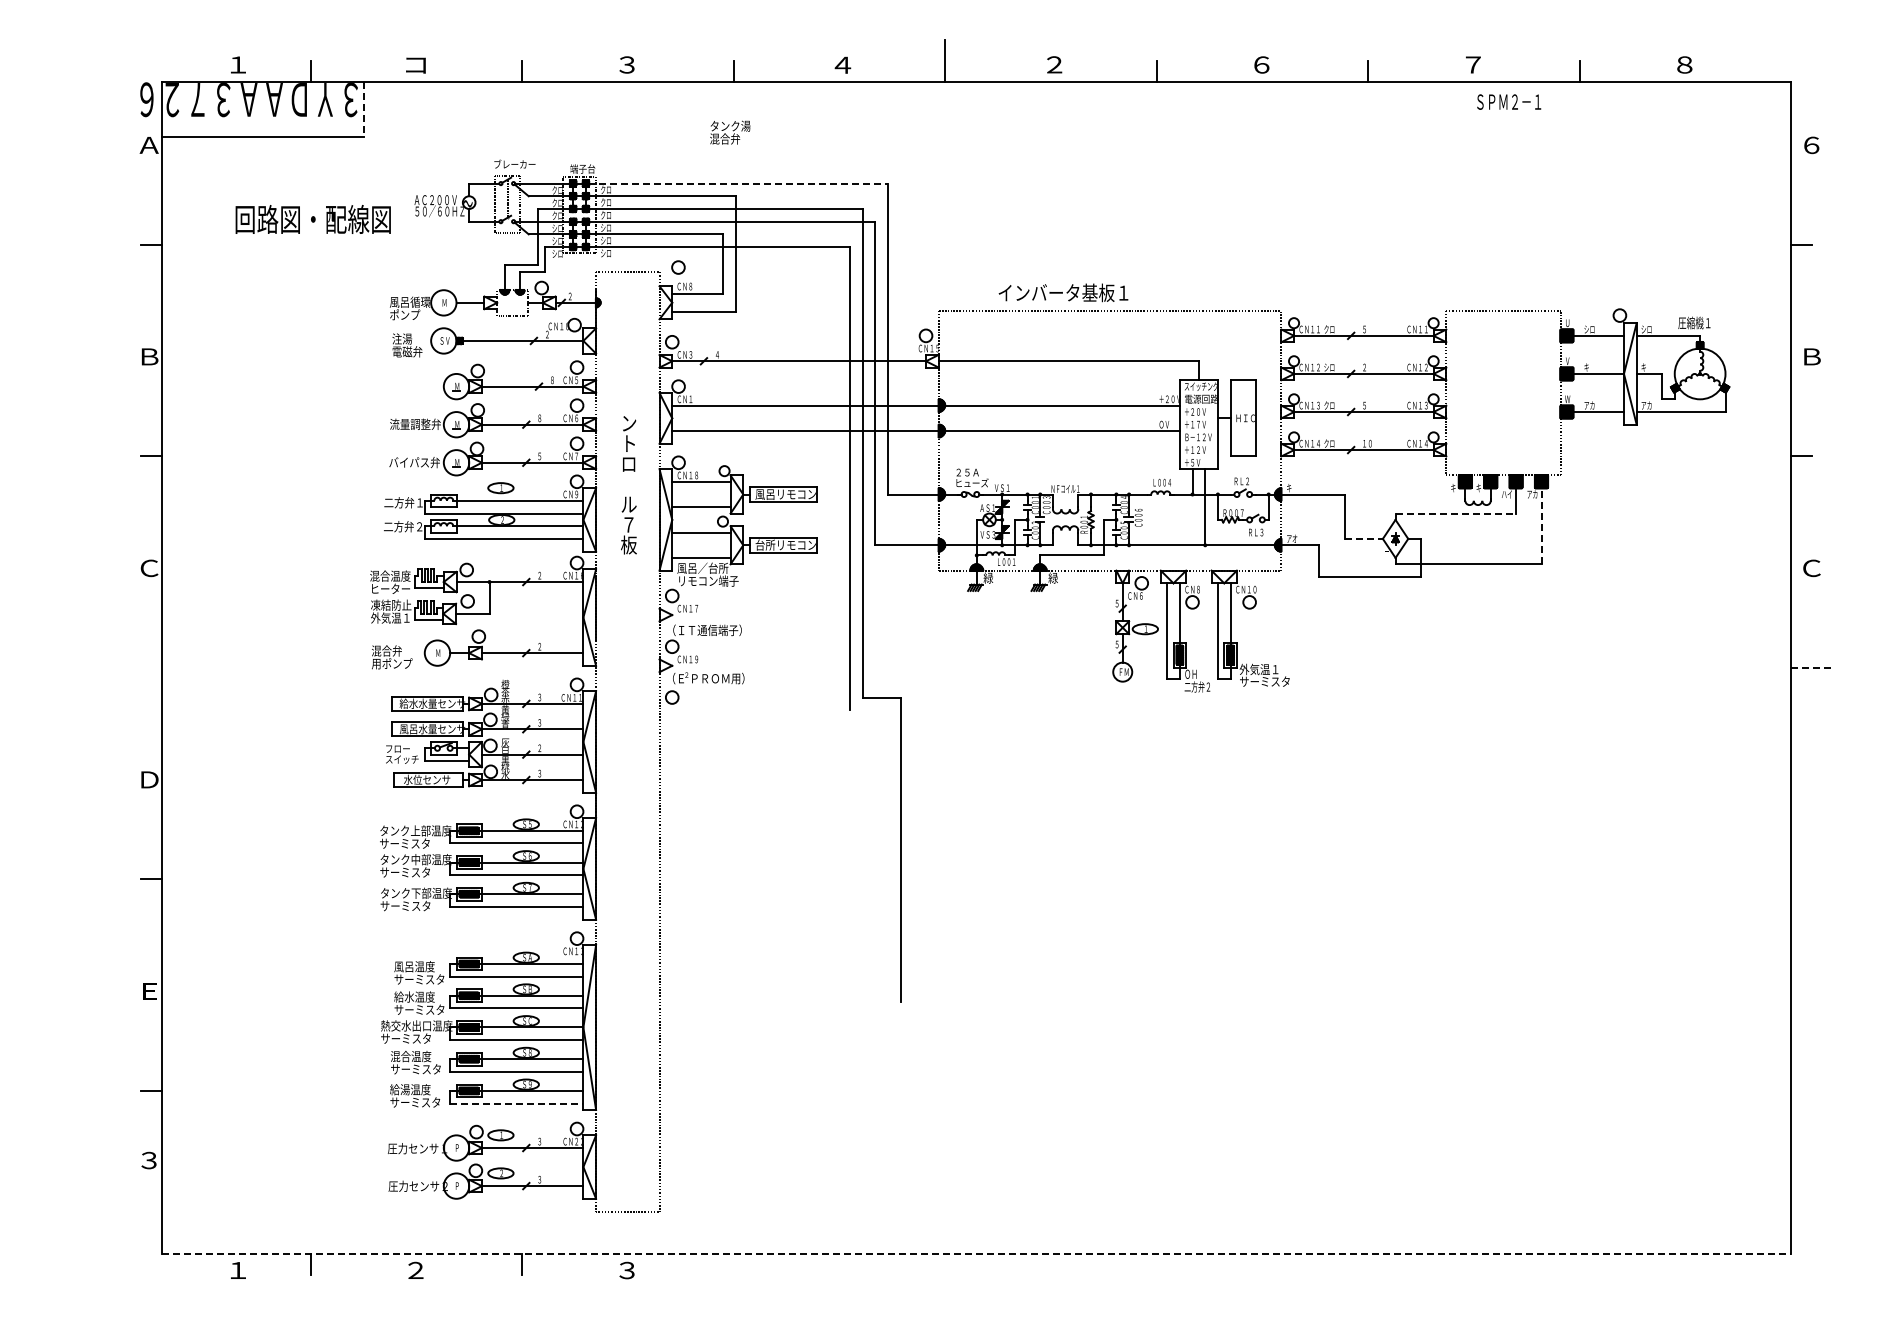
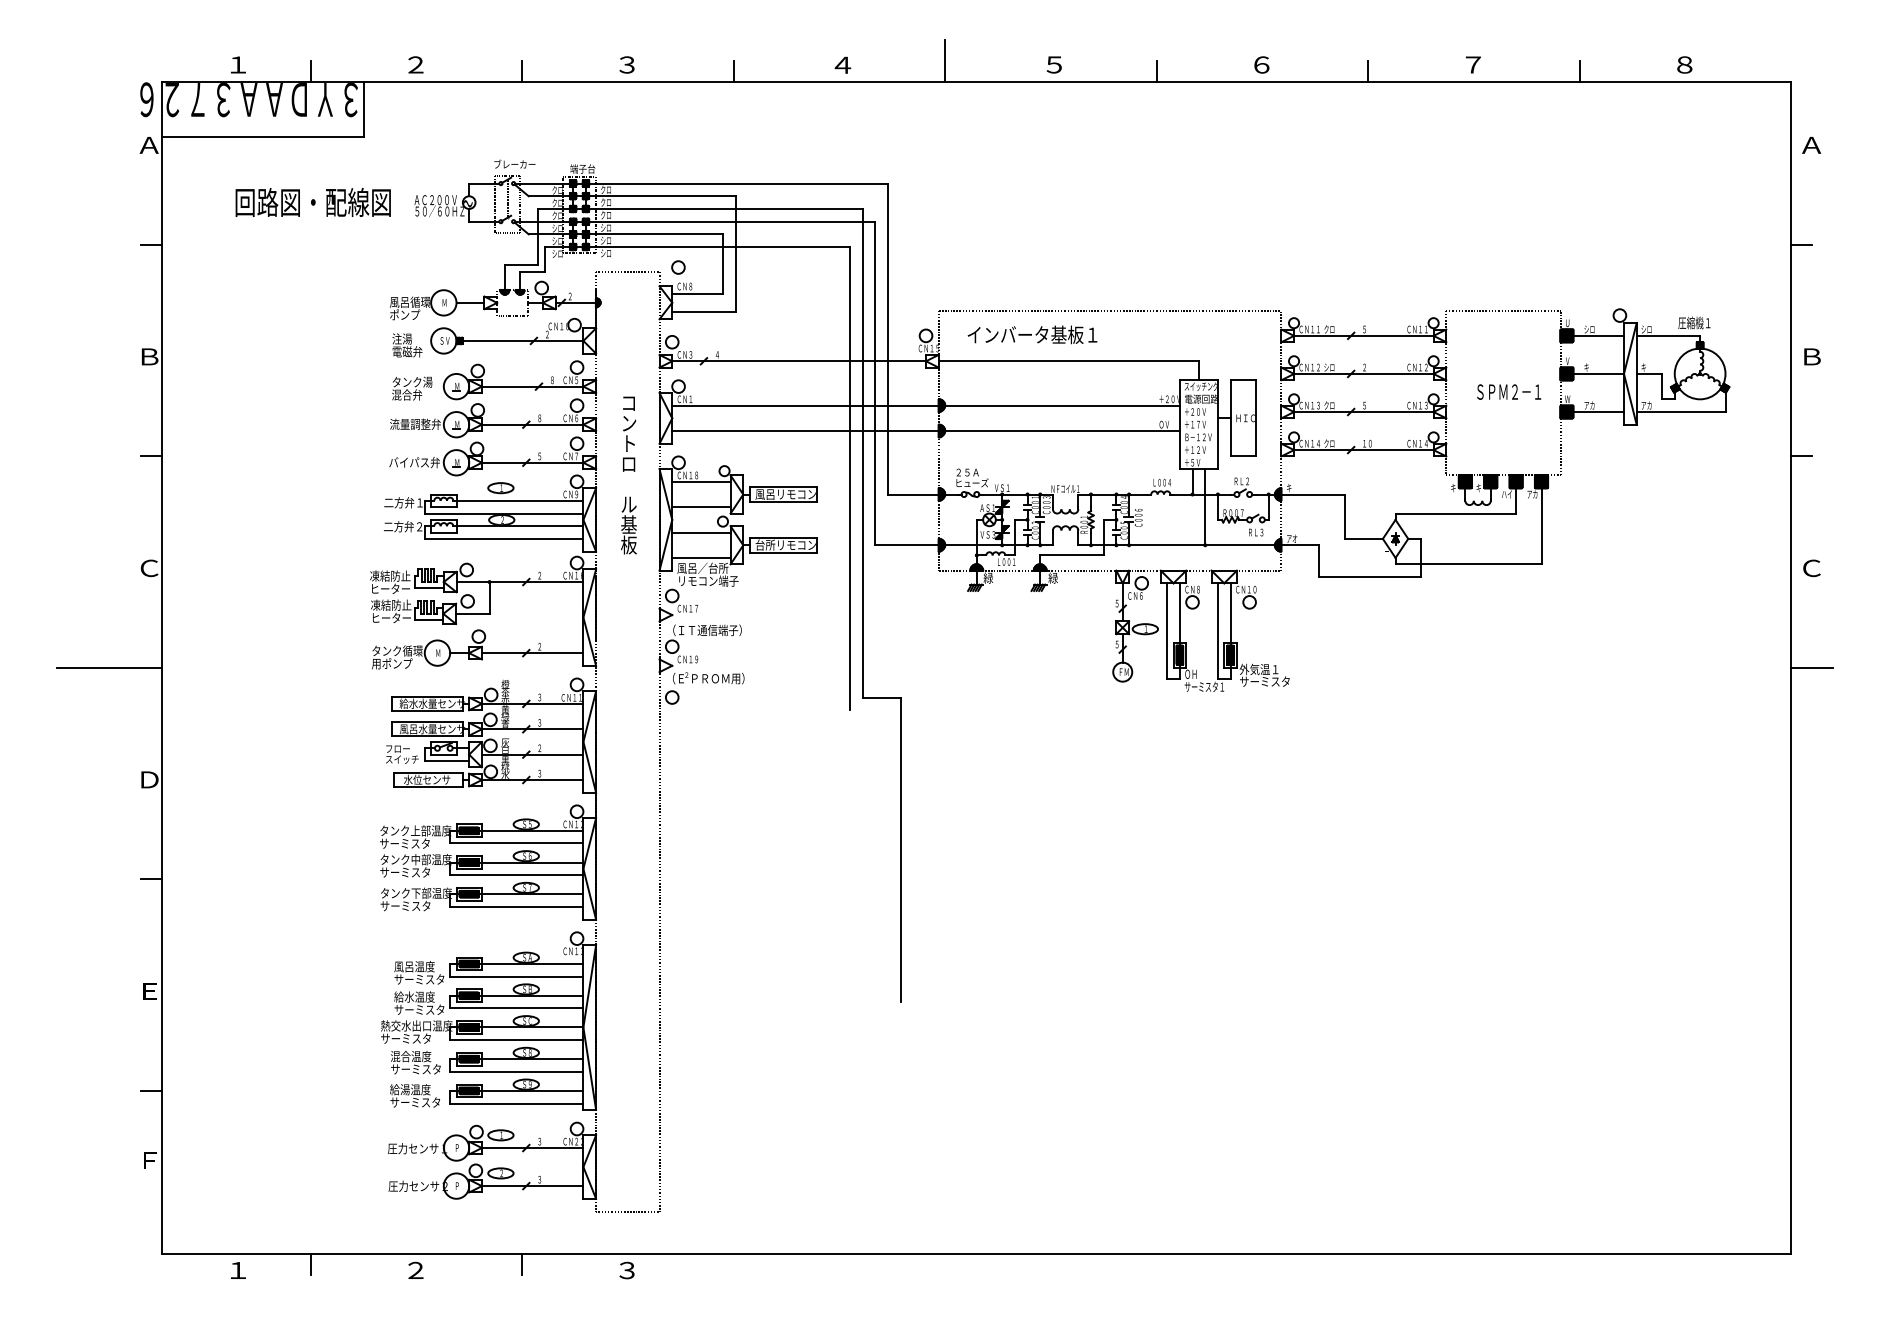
text: コ -> ２ (415, 64)
text: ２ -> ５ (1054, 64)
text position: (1509, 101) -> (1509, 391) (1509, 391)
line: dashed -> solid (364, 109)
text position: (730, 132) -> (412, 388) (412, 388)
text: ６ -> Ａ (1811, 145)
line: dashed -> solid (738, 183)
text position: (312, 219) -> (312, 202) (312, 202)
text position: (1063, 292) -> (1032, 334) (1032, 334)
text: ｜ -> コ (628, 403)
line: dashed -> solid (1456, 513)
text: ７ -> 基 (628, 524)
line: dashed -> solid (1541, 525)
line: dashed -> solid (1364, 538)
text: 混合温度 -> 凍結防止 (390, 575)
text: 外気温１ -> ヒーター (390, 617)
text: 混合弁 -> タンク循環 (397, 650)
line: none -> present (109, 667)
line: dashed -> solid (1812, 667)
text: 二方弁２ -> サーミスタ１ (1204, 686)
line: dashed -> solid (516, 1103)
text: ３ -> Ｆ (148, 1160)
line: dashed -> solid (977, 1253)
